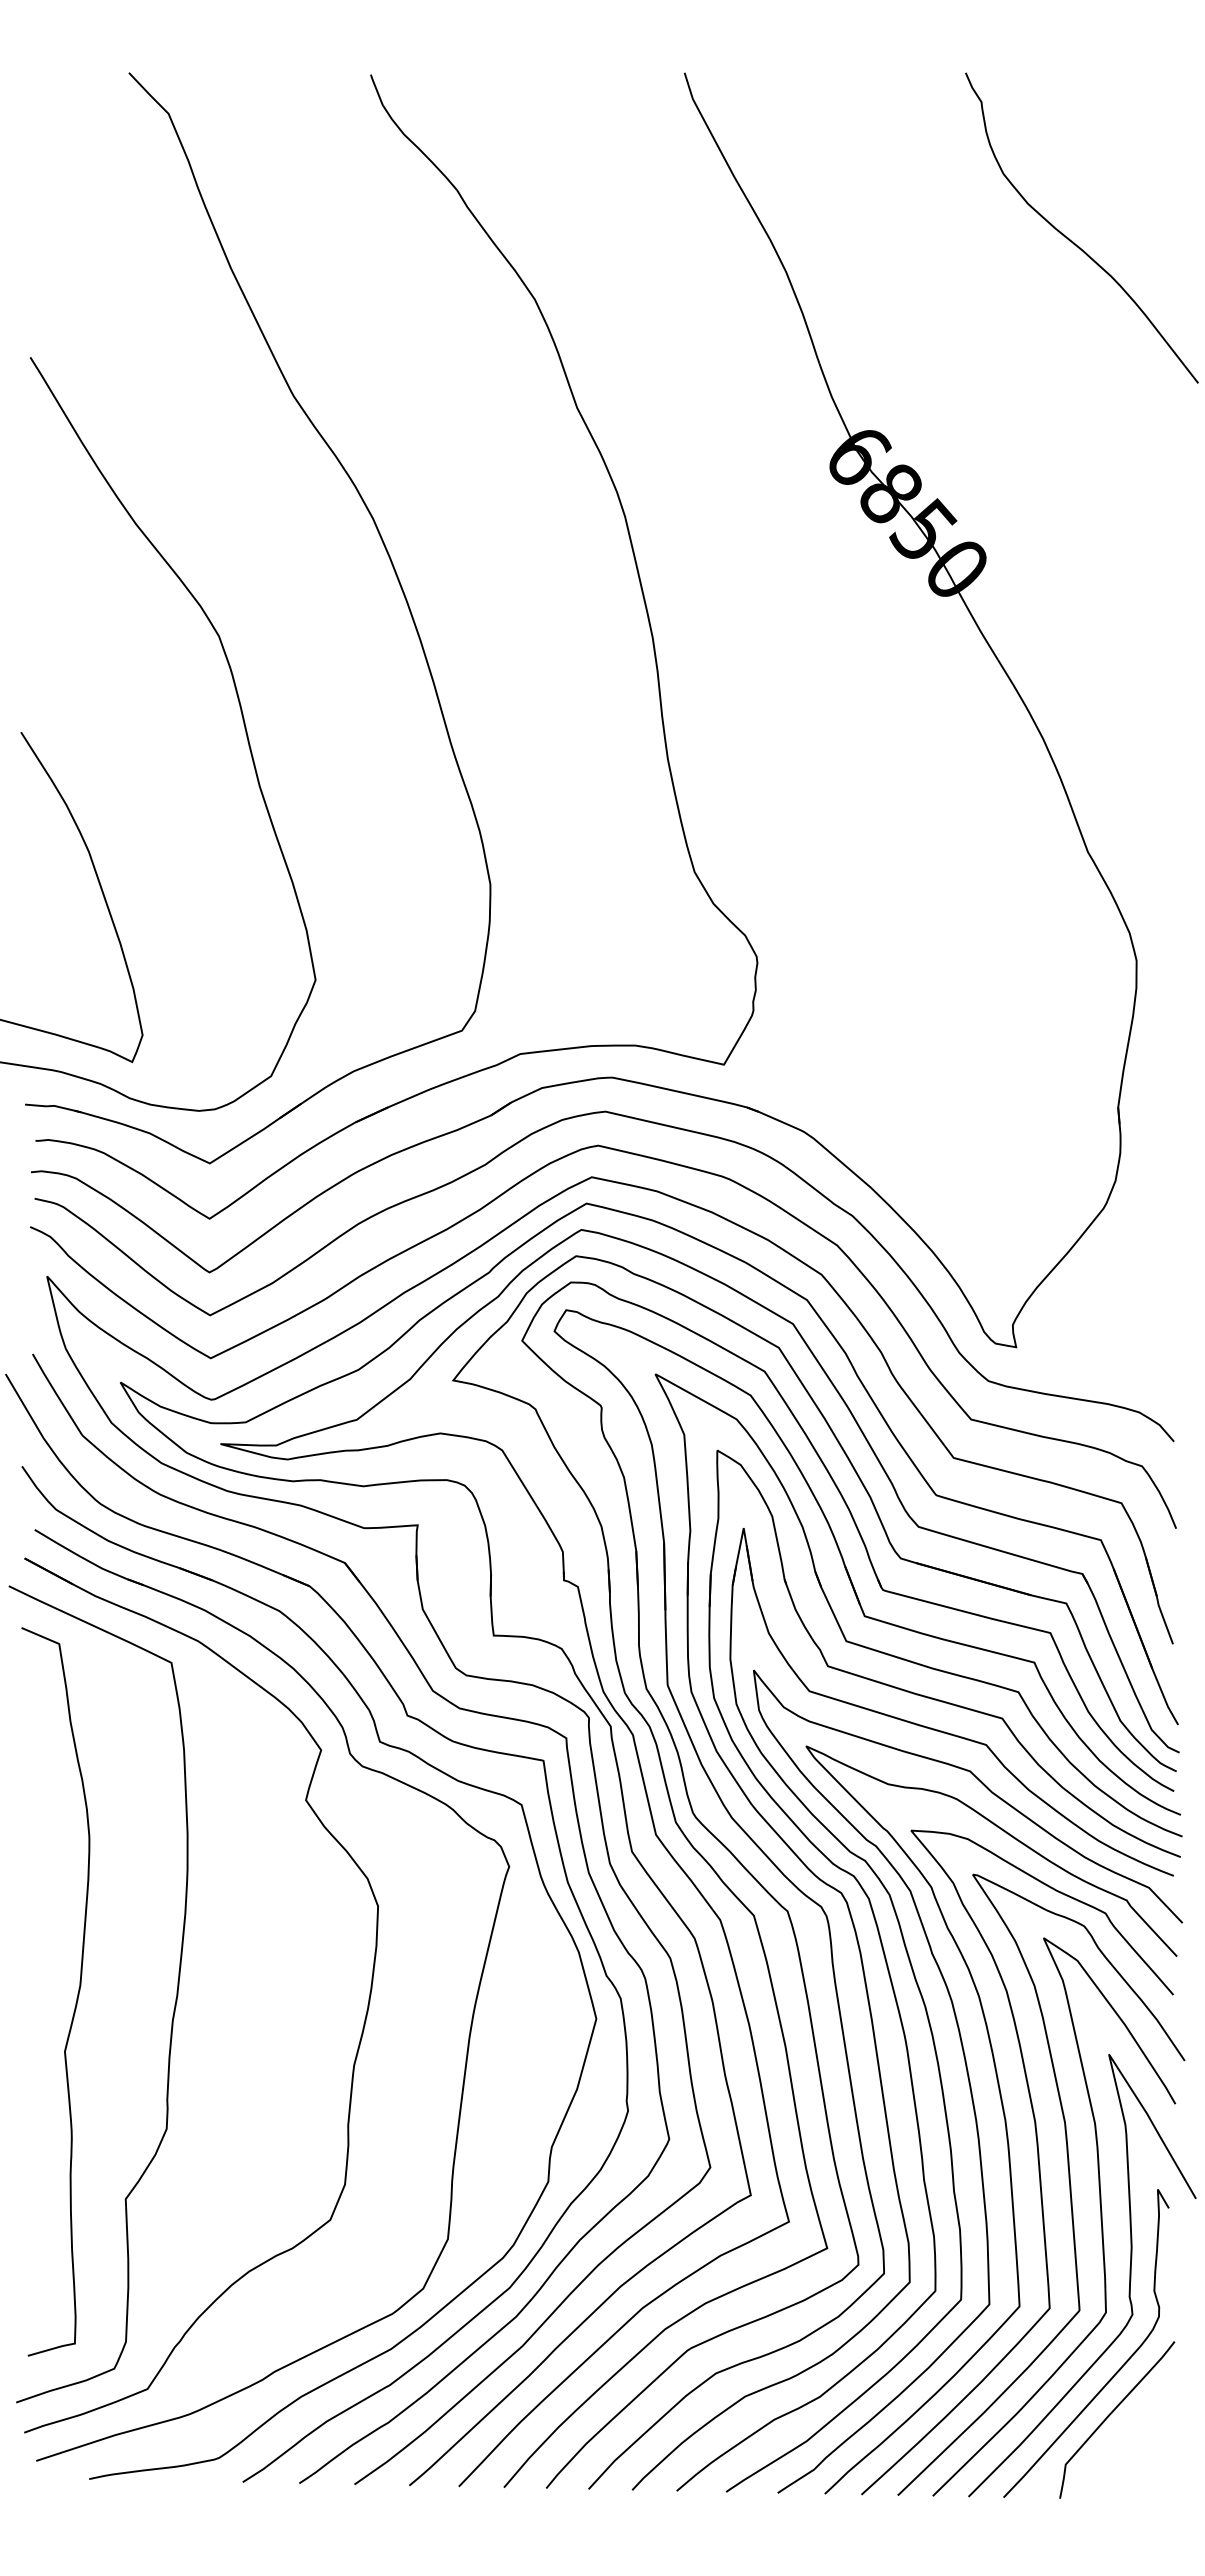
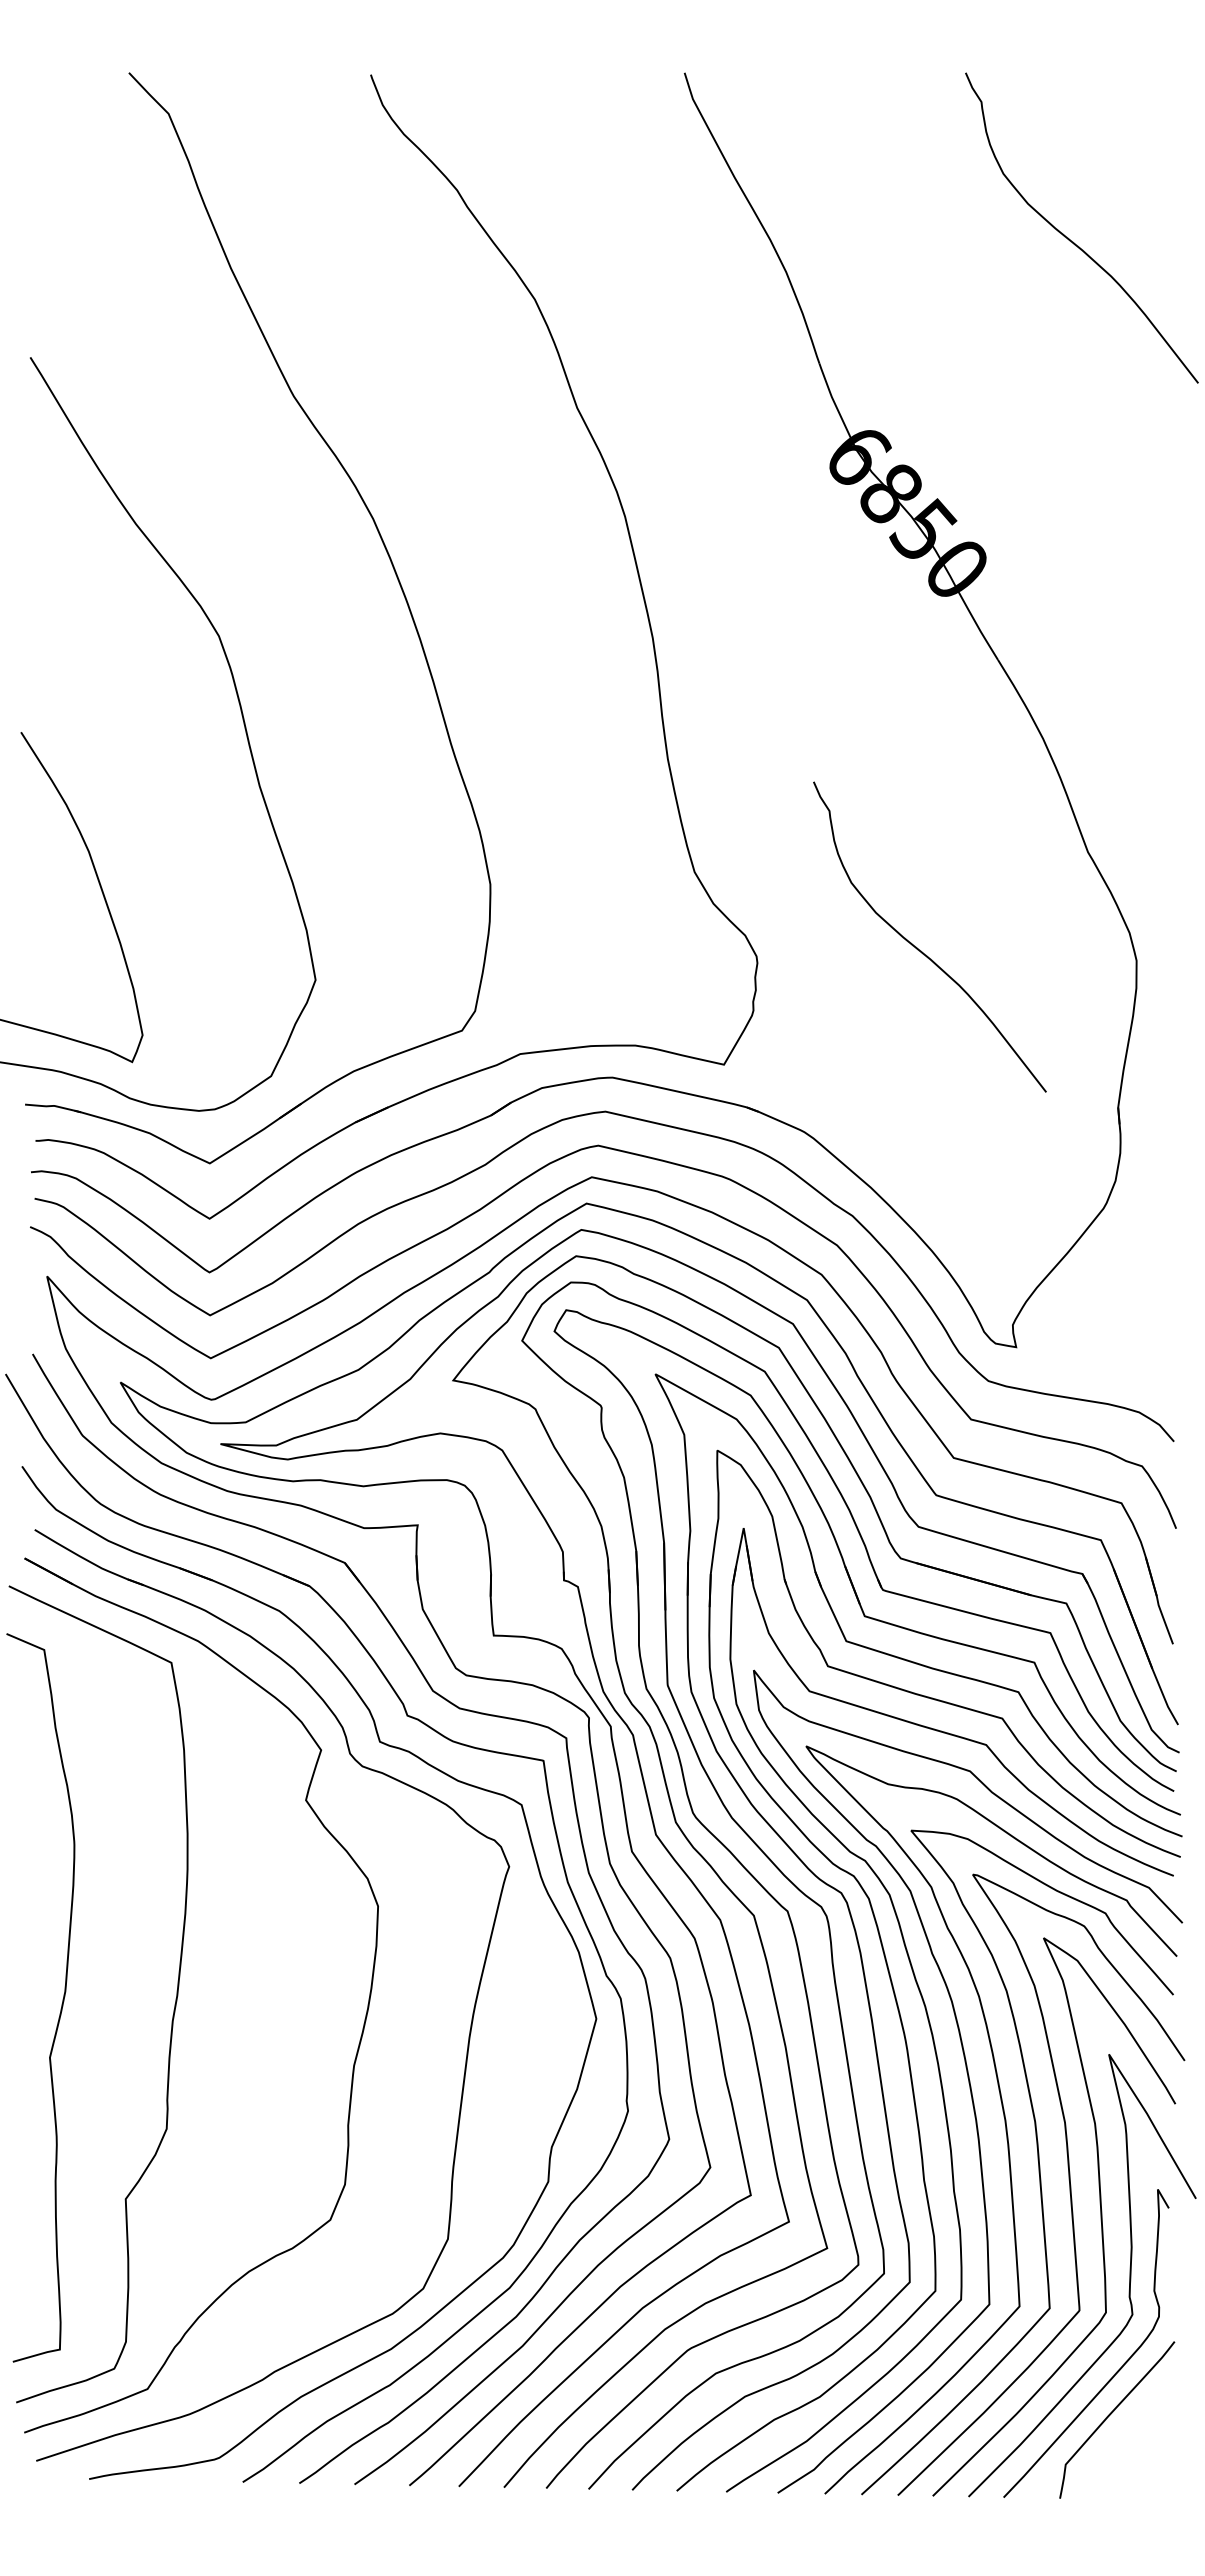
curve: none -> present (921, 950)
curve position: (77, 1993) -> (62, 1999) (62, 1999)
